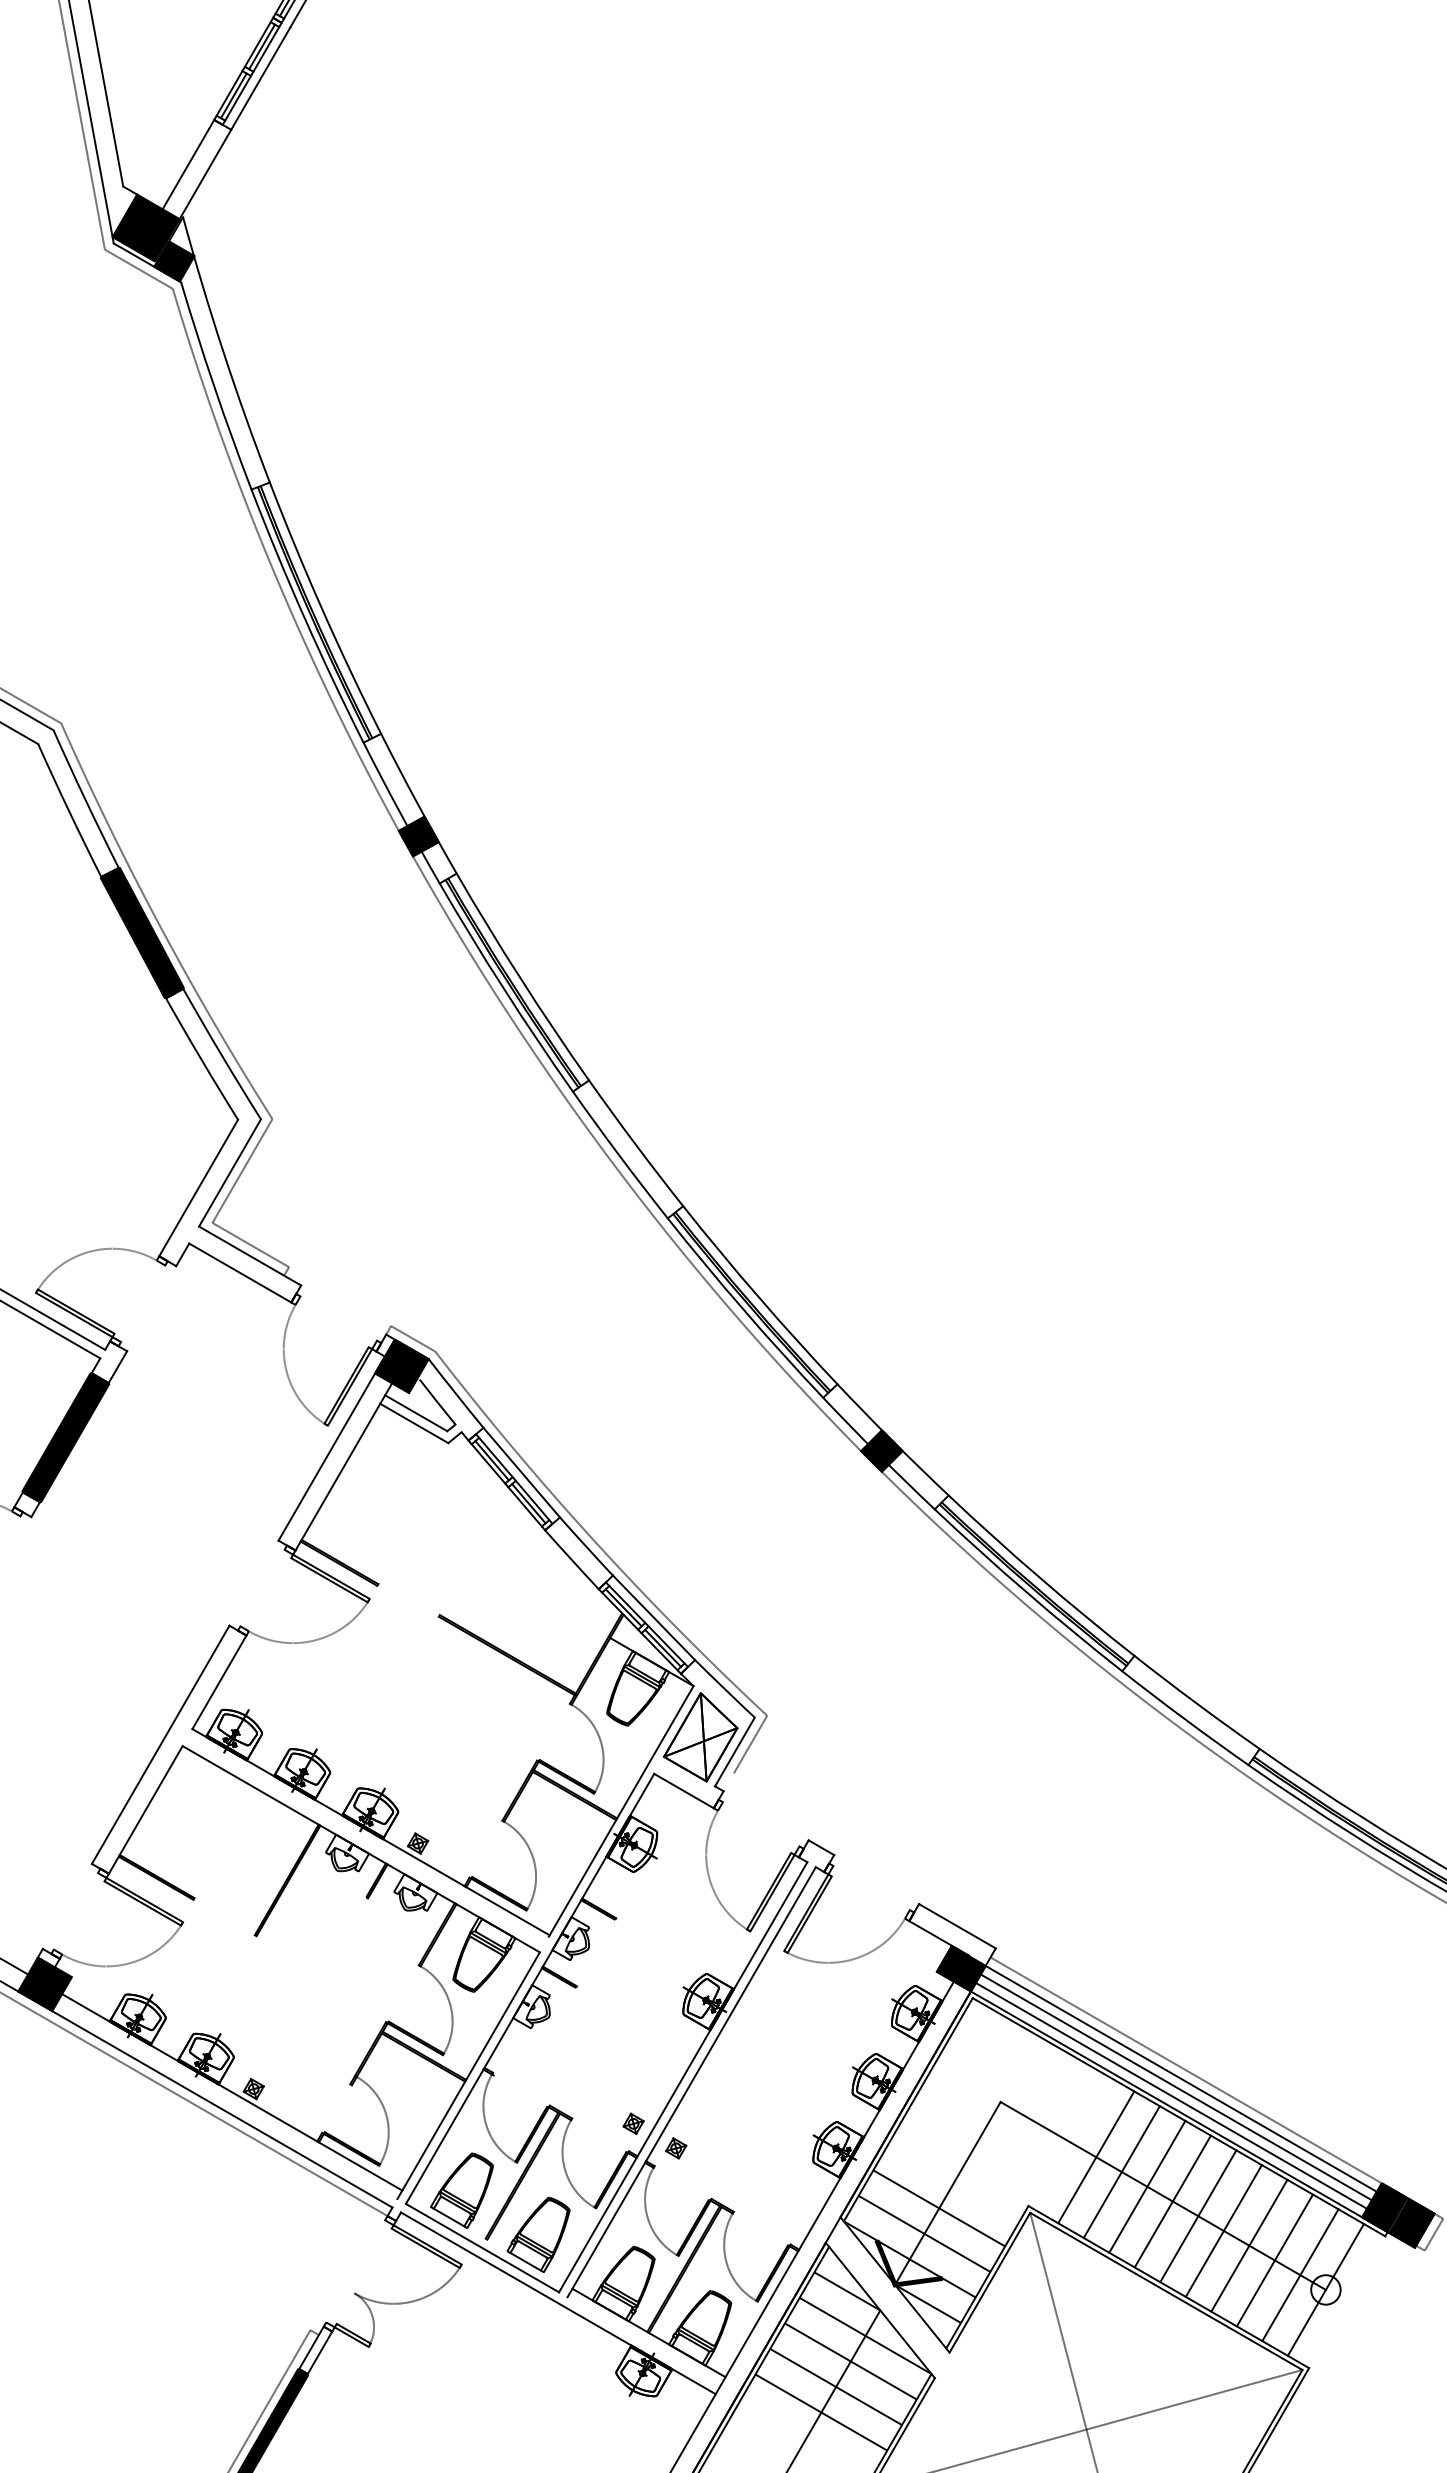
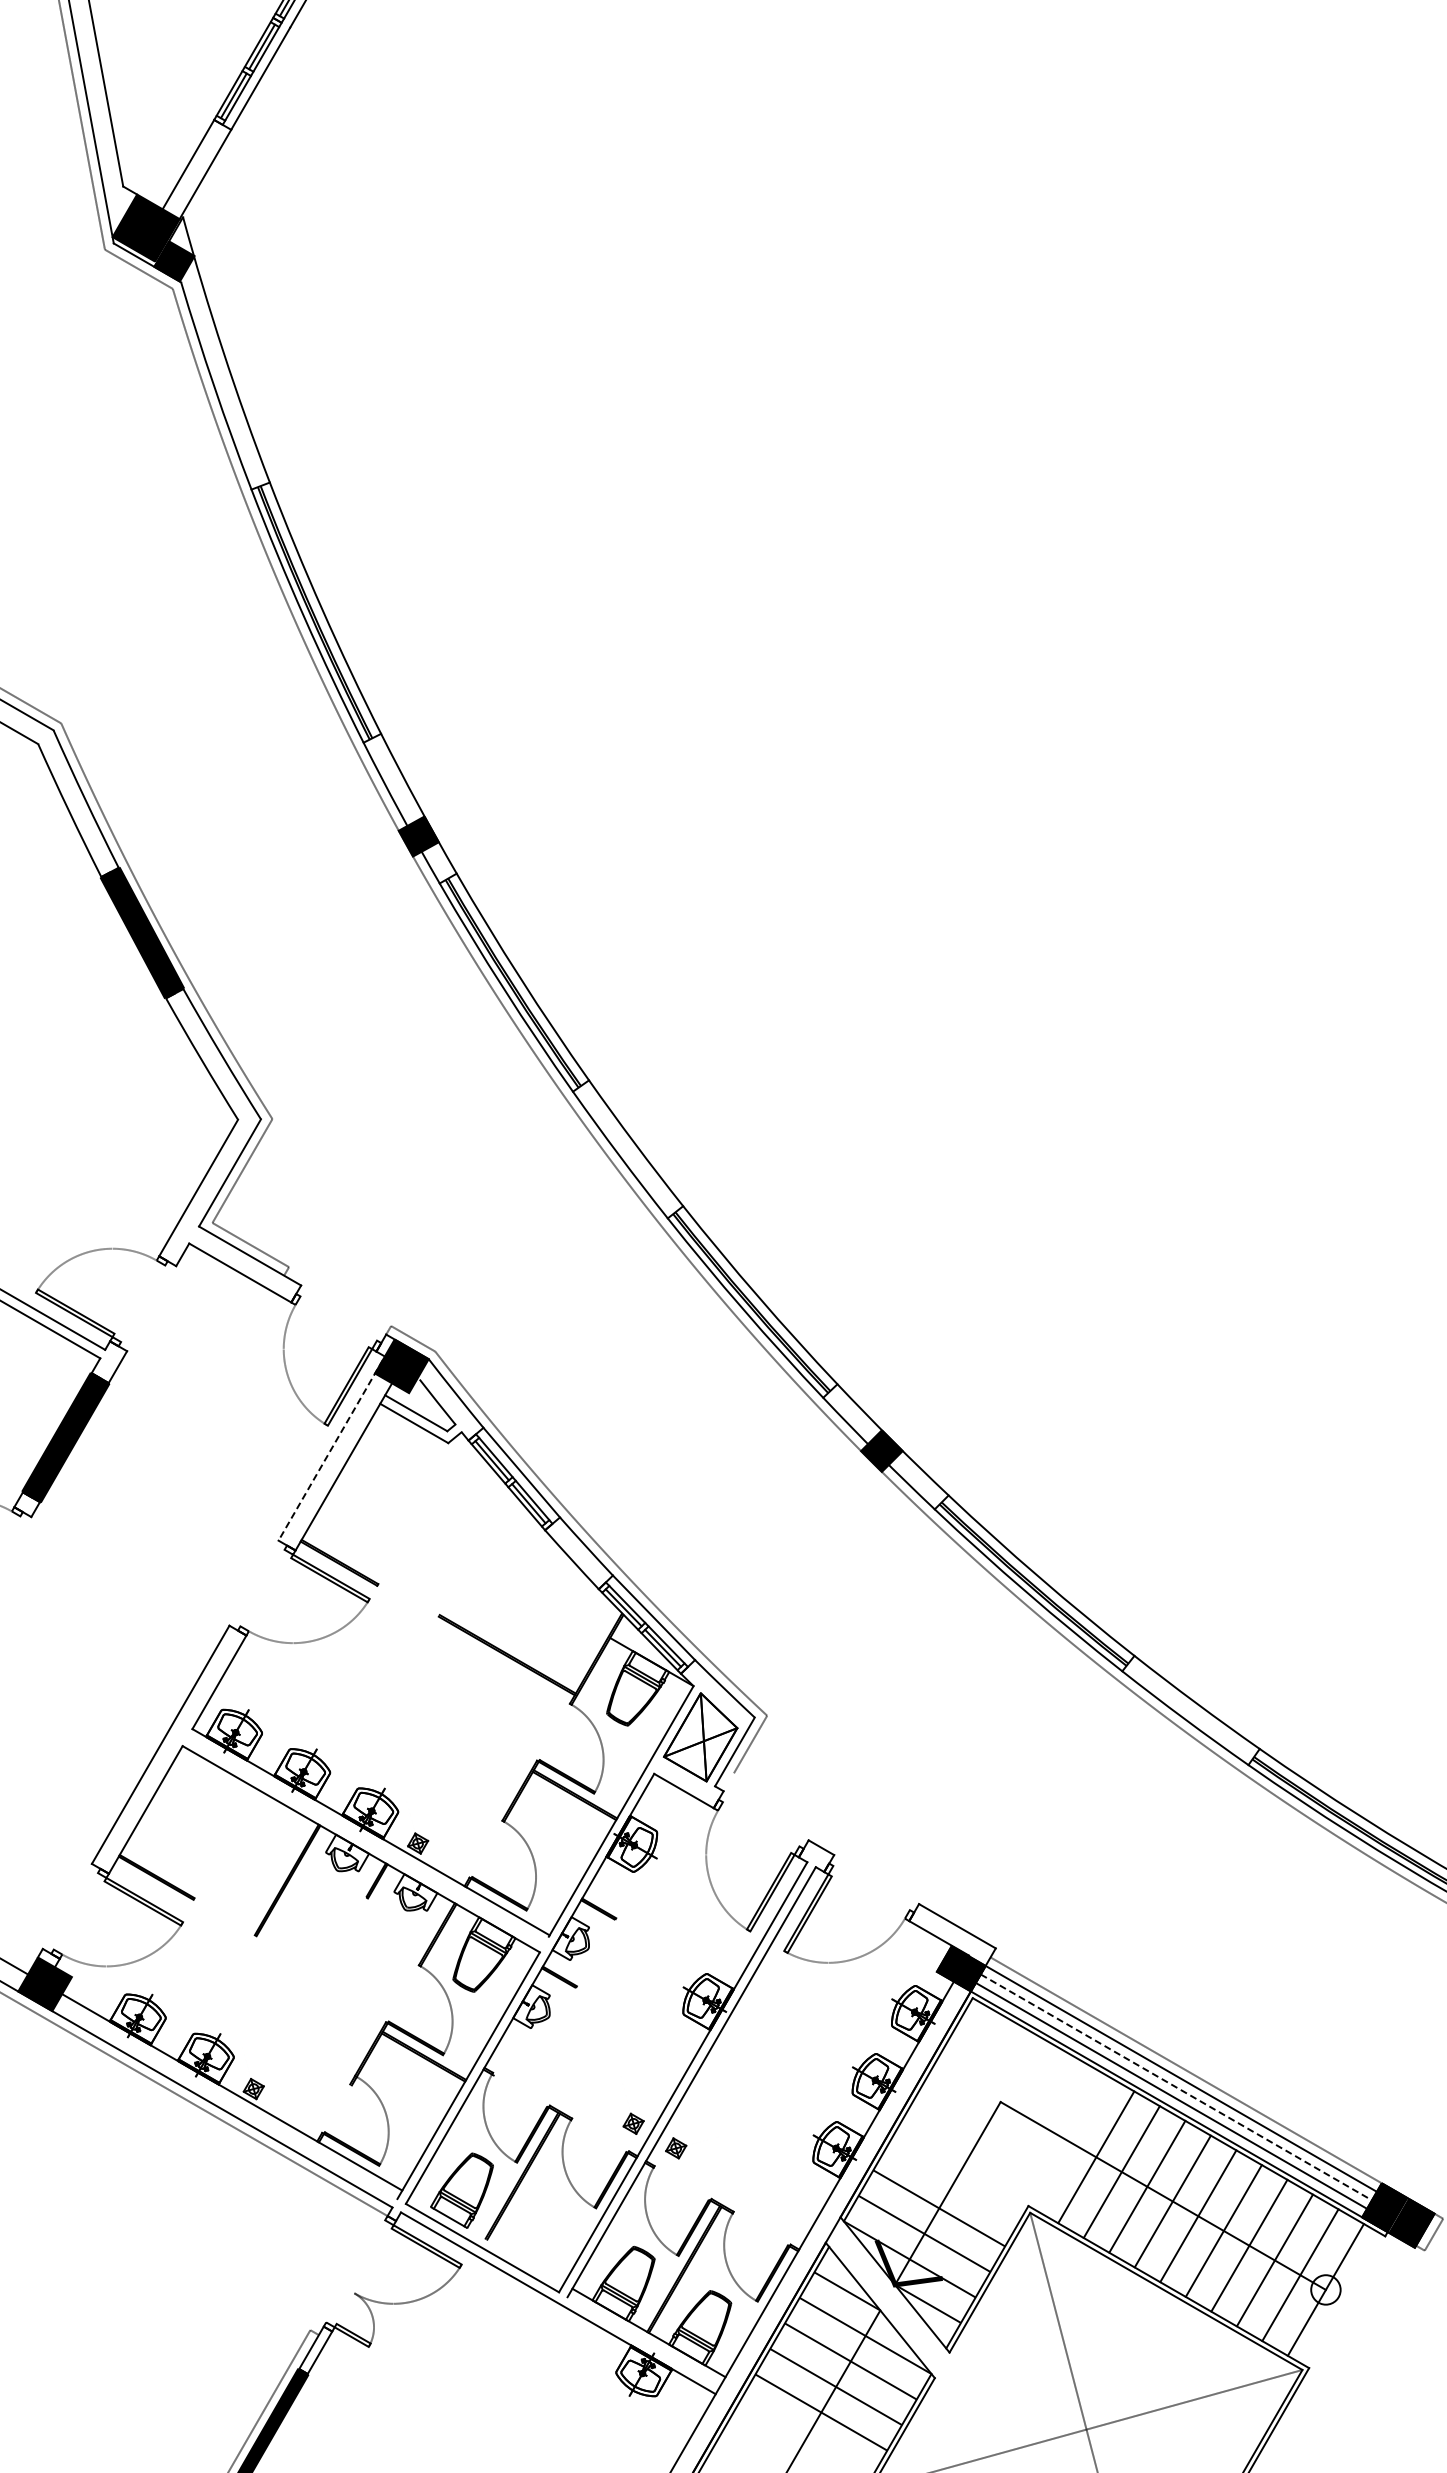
line: solid -> dashed (330, 1450)
line: solid -> dashed (1176, 2087)
part: present -> none (538, 2234)
